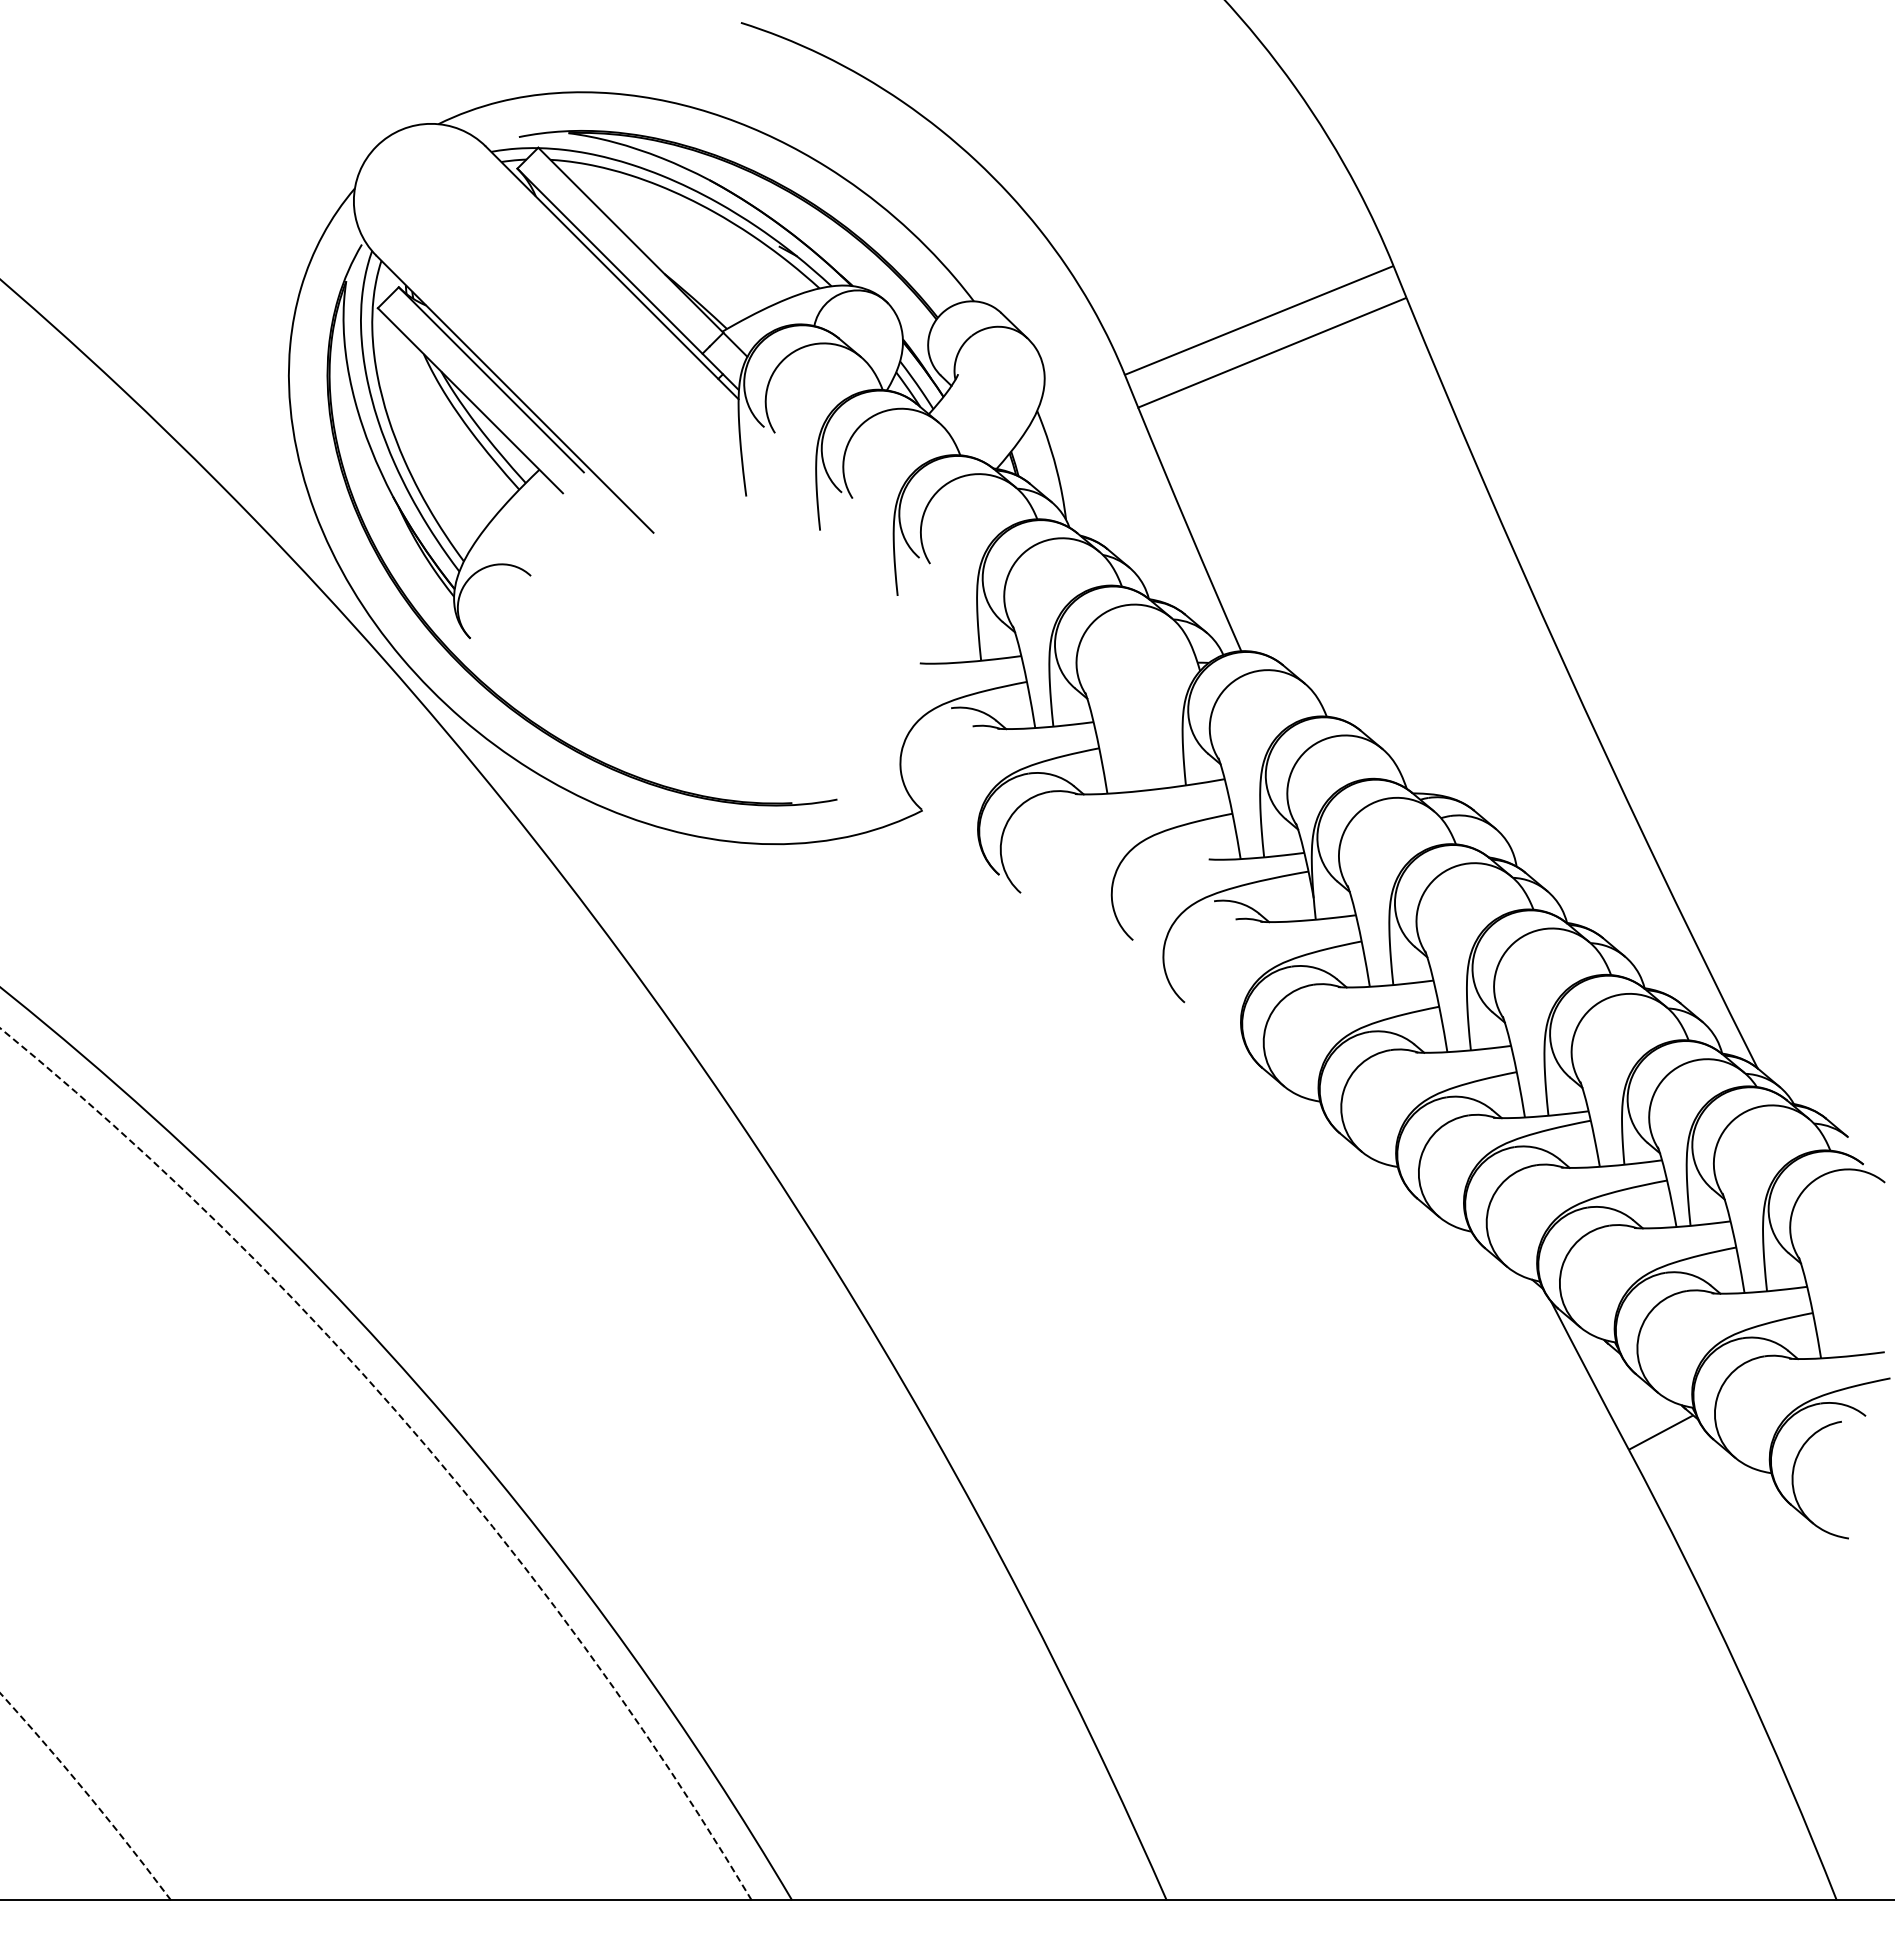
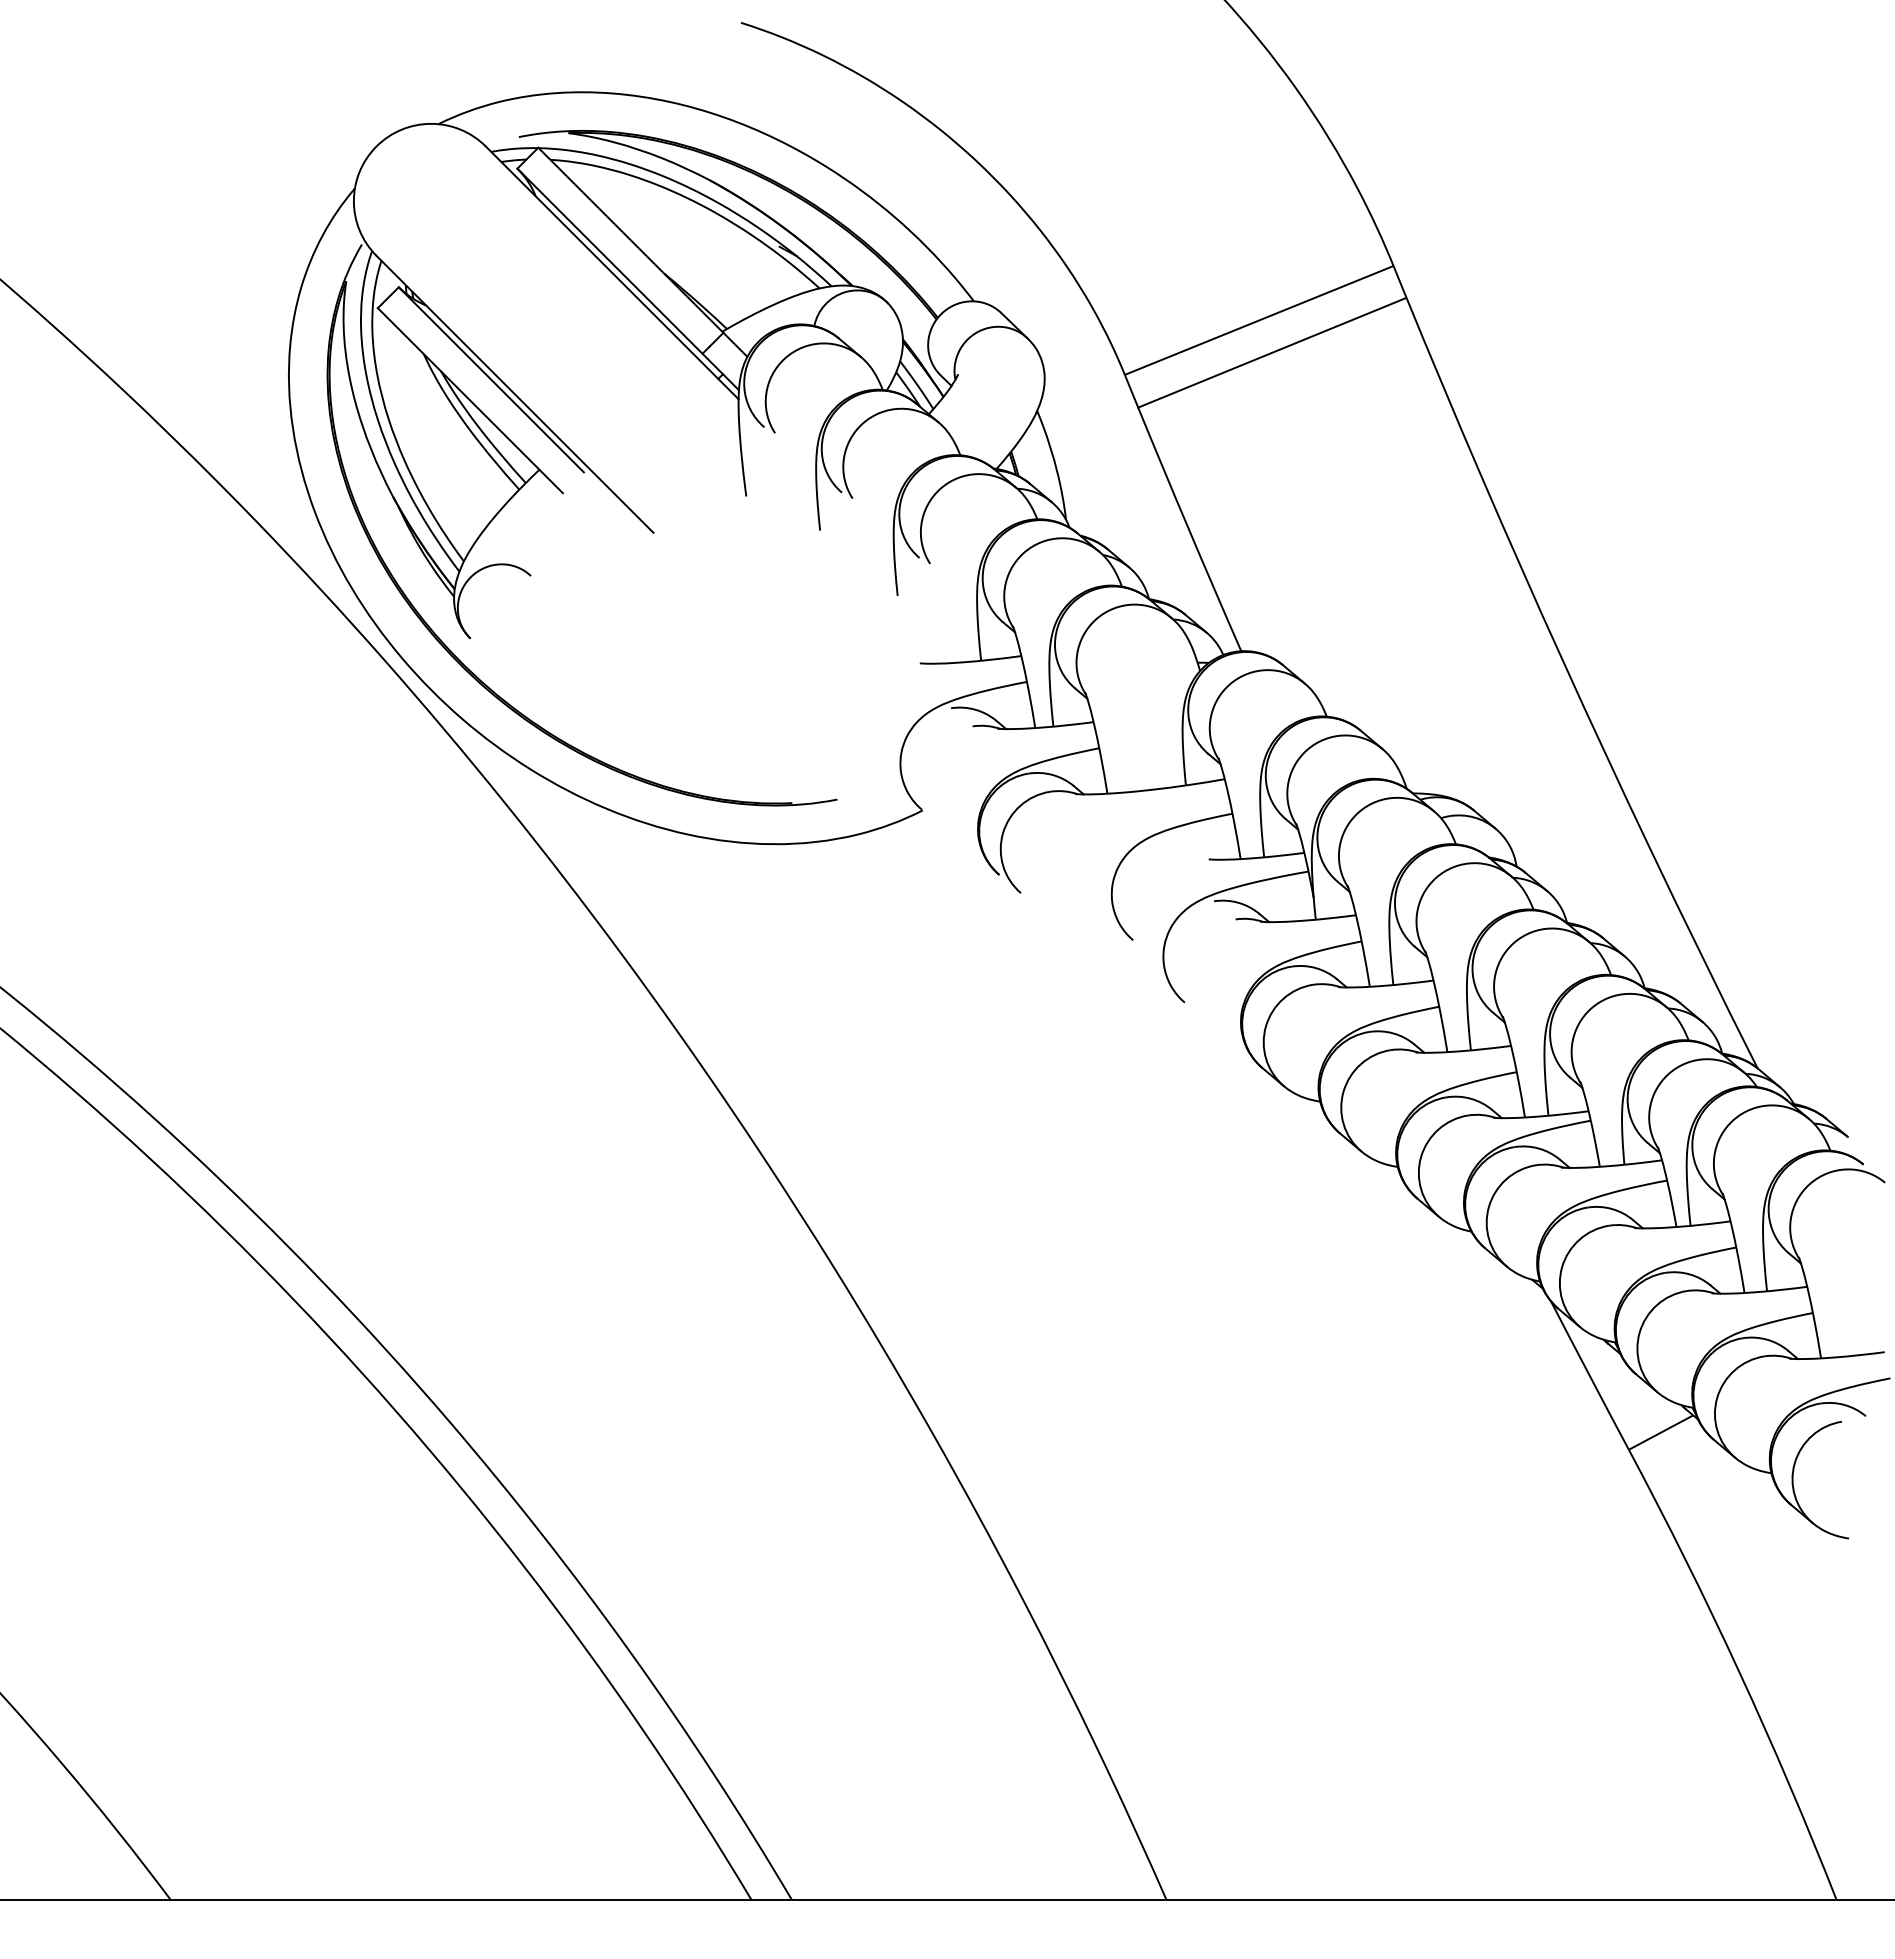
arc: dashed -> solid (412, 1430)
arc: dashed -> solid (88, 1794)
